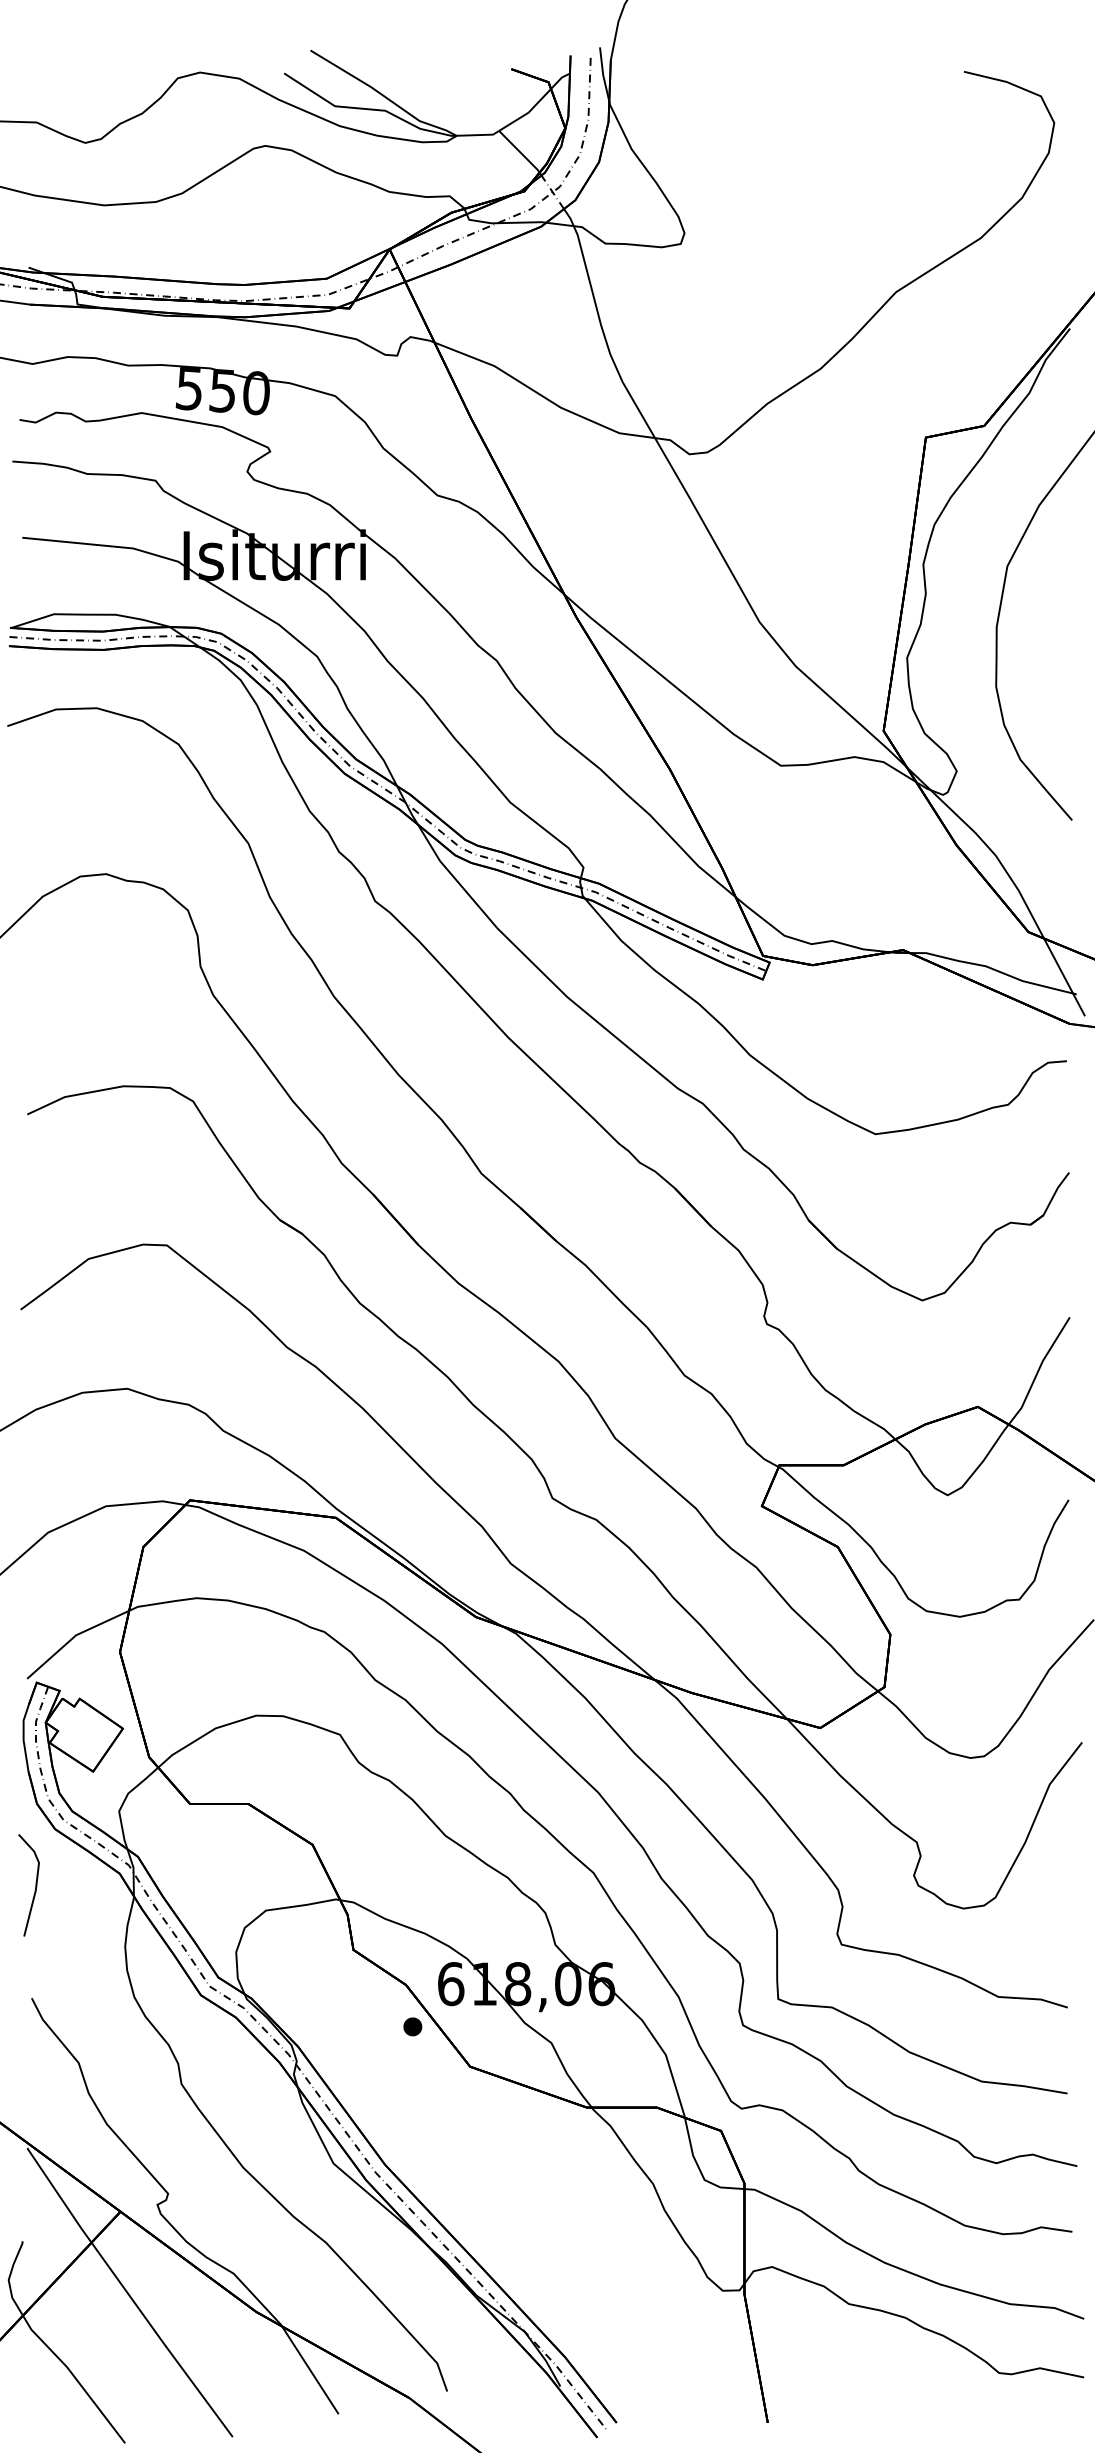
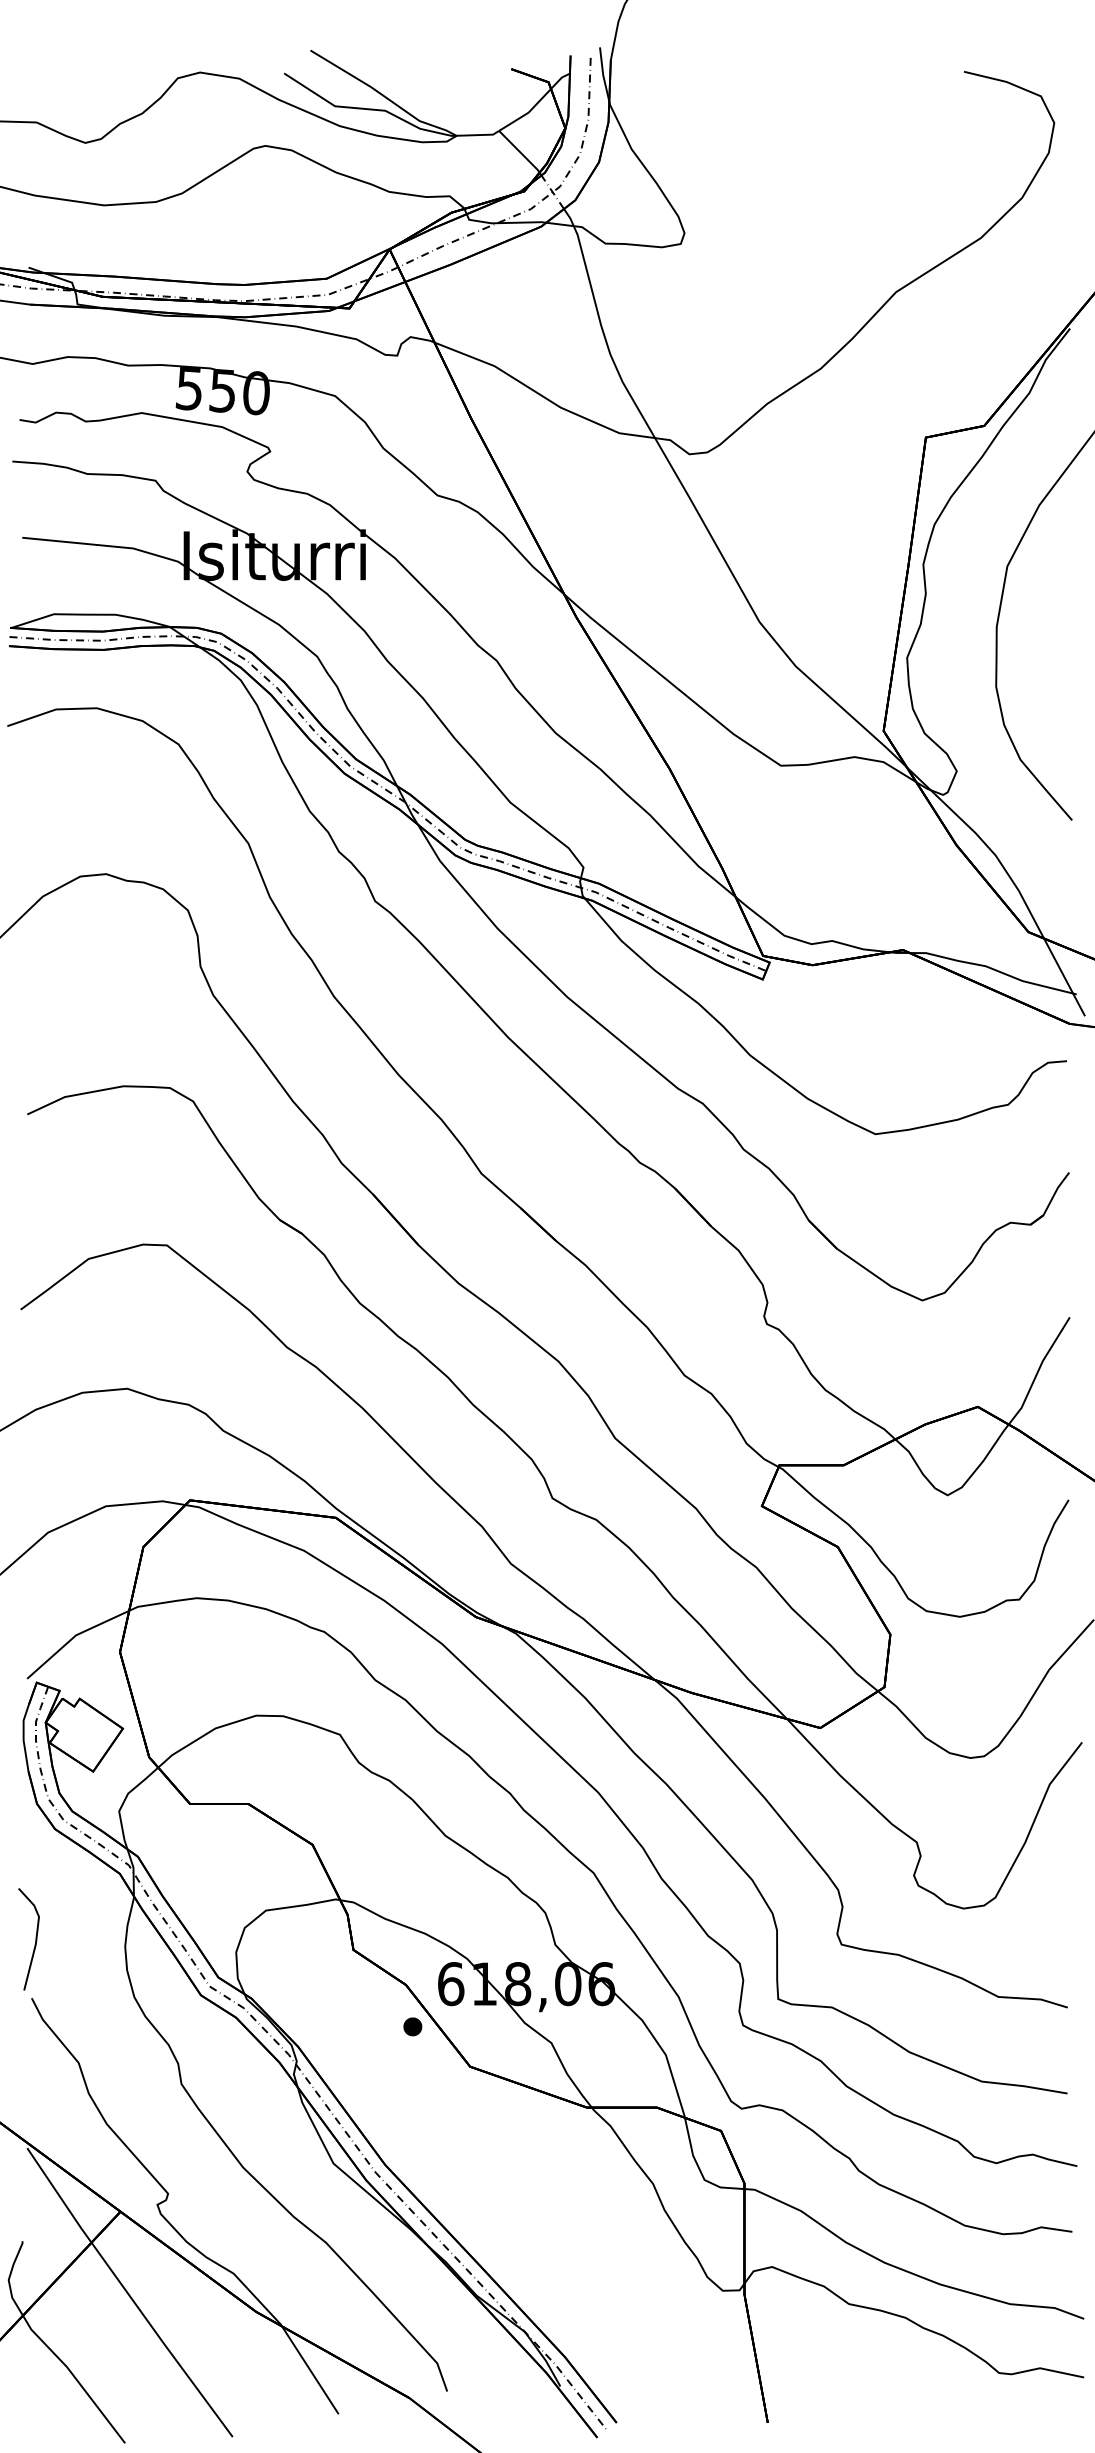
line position: (35, 1885) -> (35, 1939) (35, 1939)
